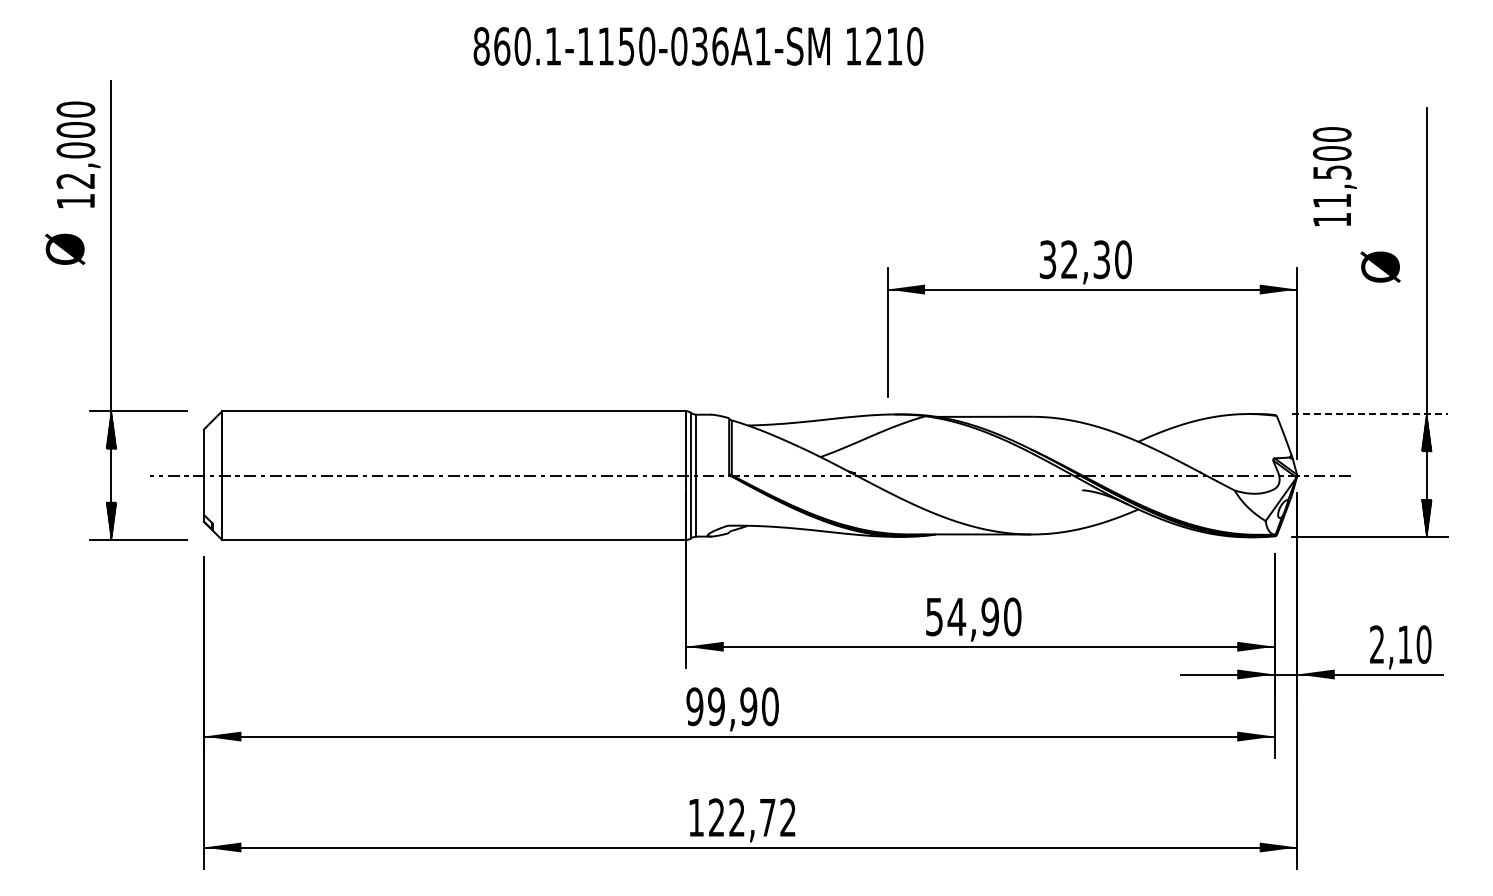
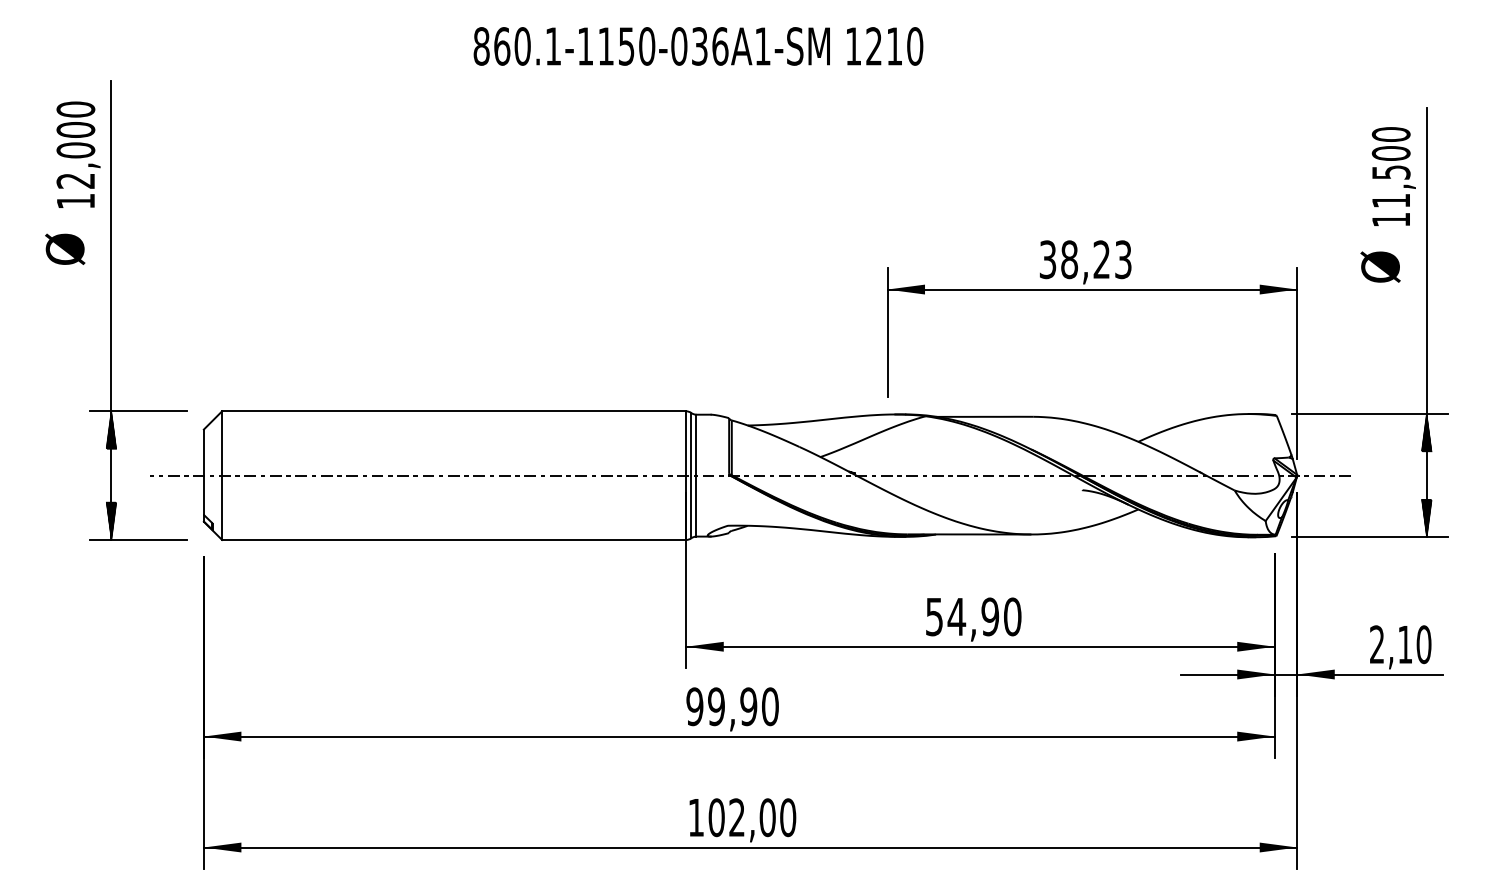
text position: (1334, 176) -> (1393, 176) (1393, 176)
text: 32,30 -> 38,23 (1096, 259)
line: dashed -> solid (1370, 414)
text: 122,72 -> 102,00 (752, 817)
